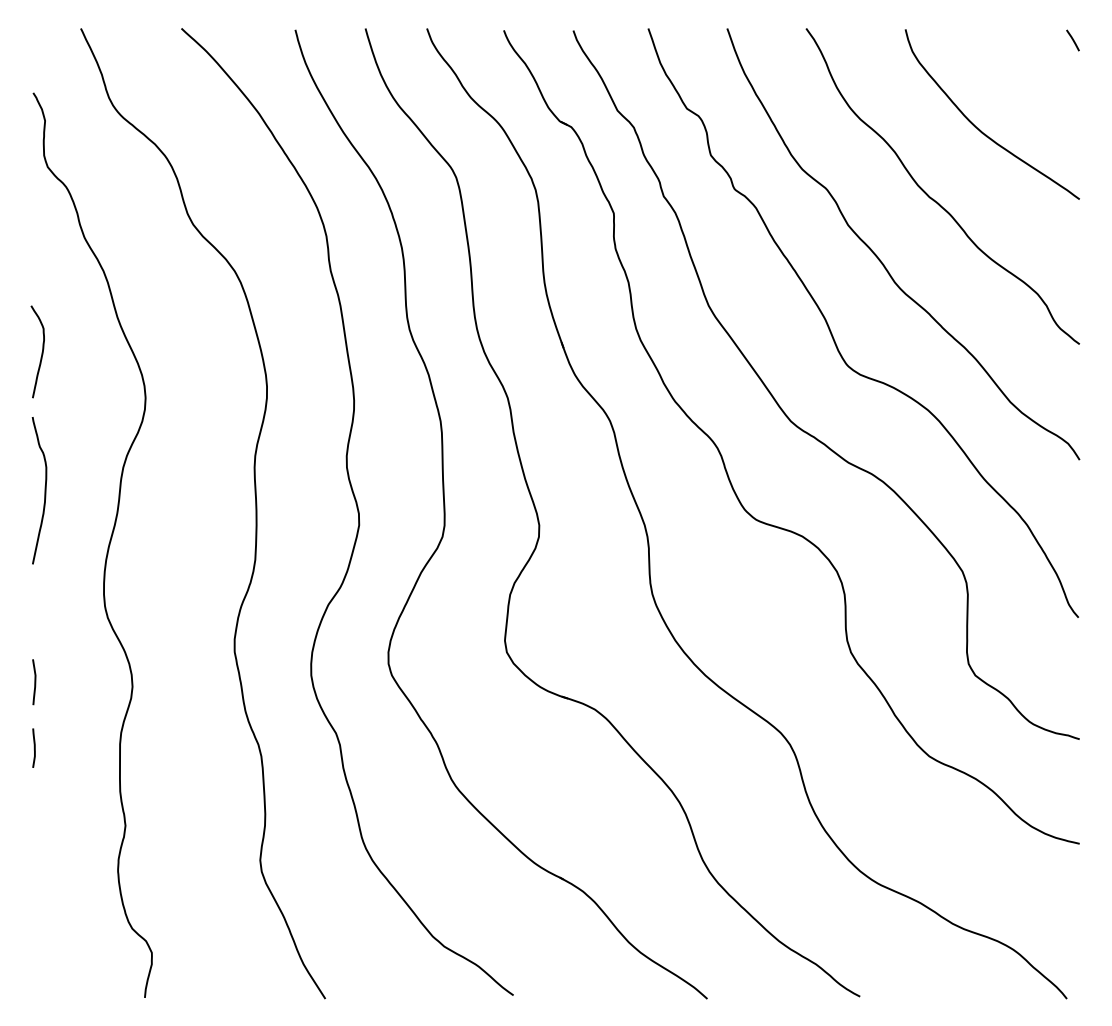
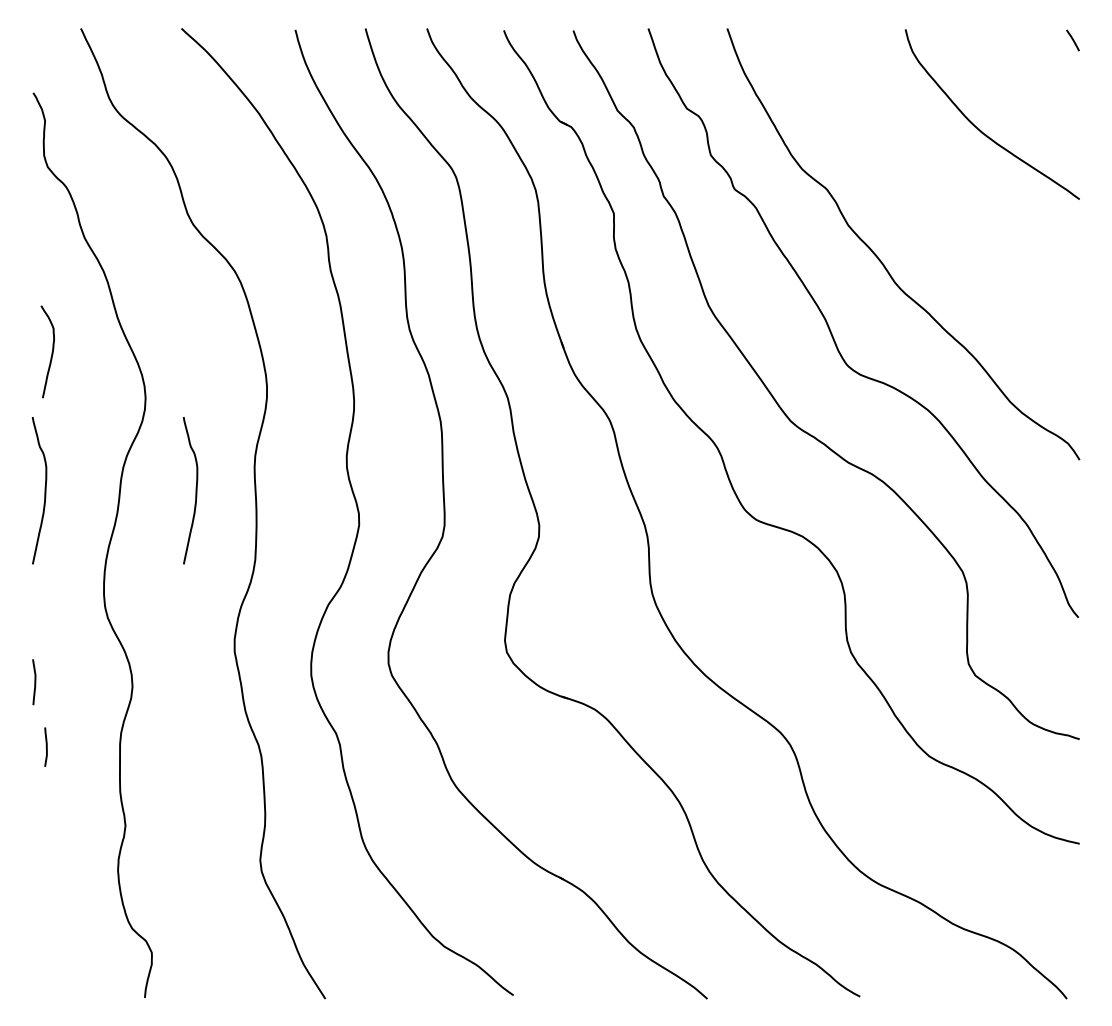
curve: present -> none (933, 198)
curve position: (41, 352) -> (51, 352) (51, 352)
curve: none -> present (195, 490)
line position: (33, 747) -> (45, 746) (45, 746)
